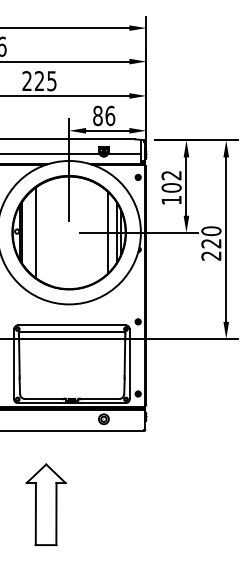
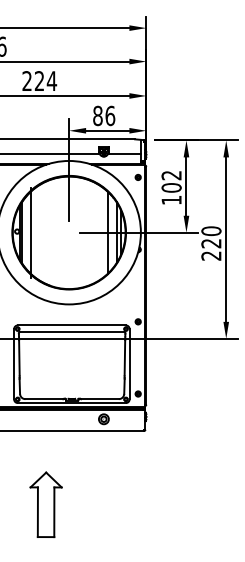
text: 225 -> 224 (51, 81)
line position: (35, 232) -> (30, 232) (30, 232)
part size: 42x84 px -> 34x68 px (45, 504)
